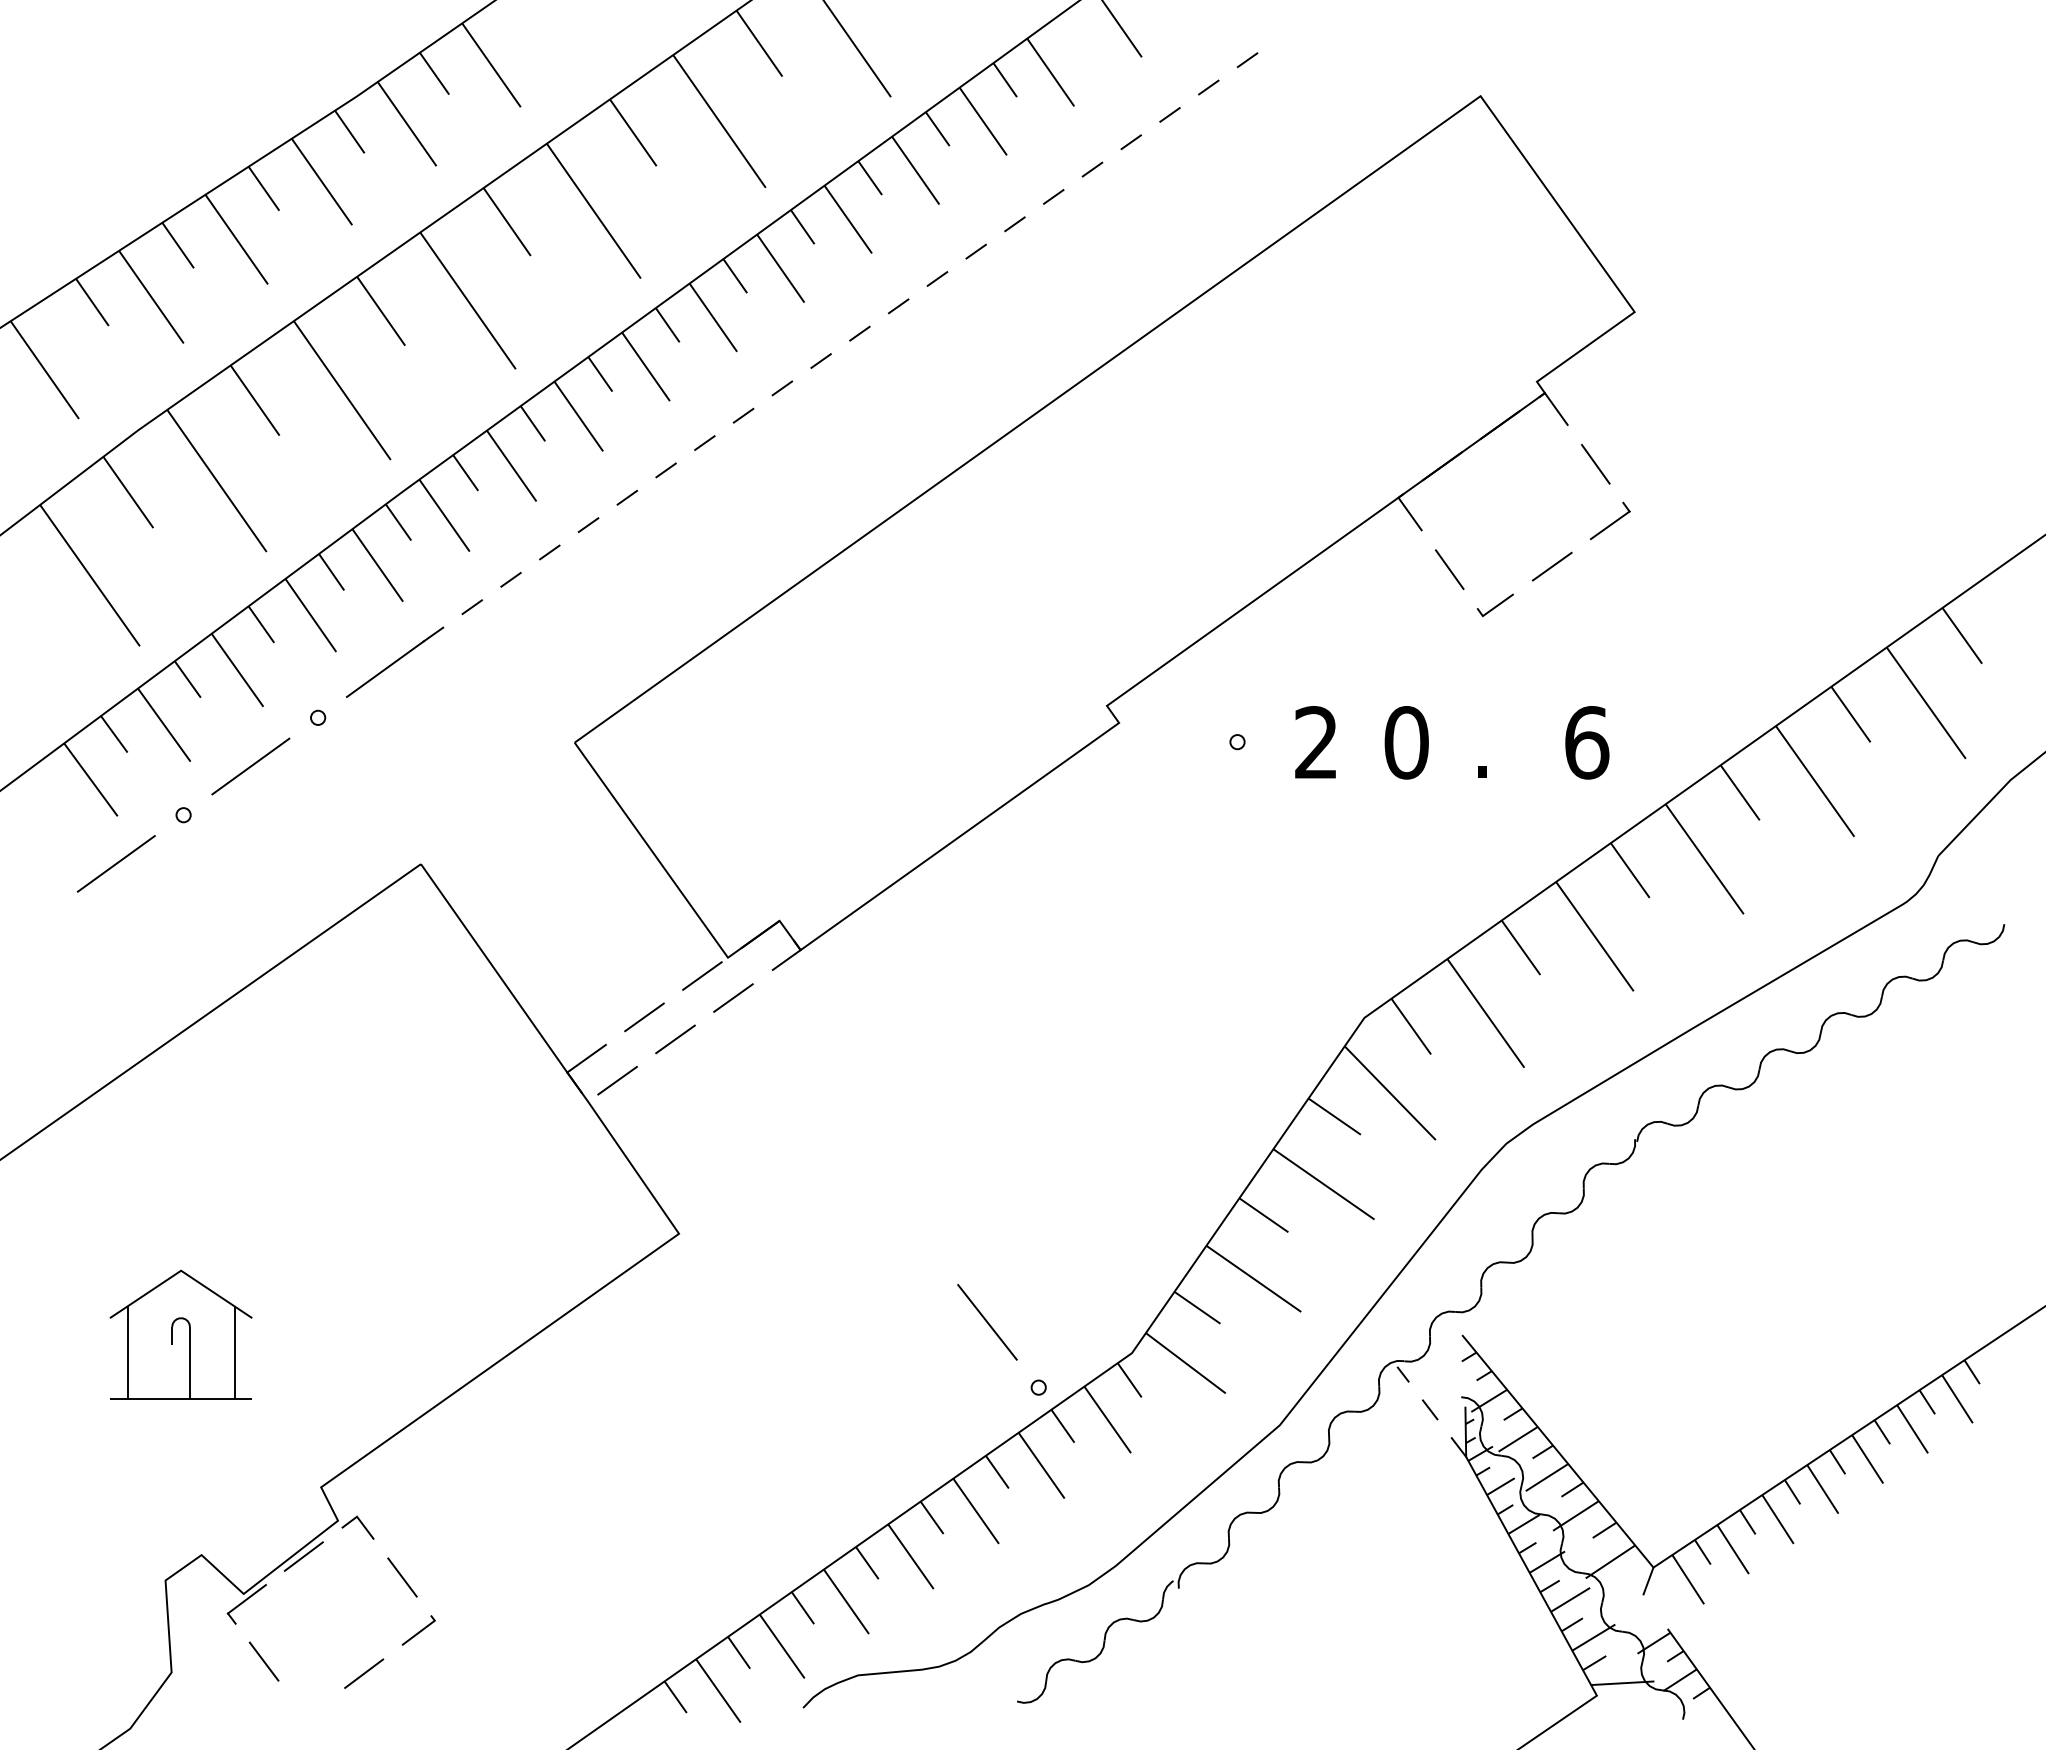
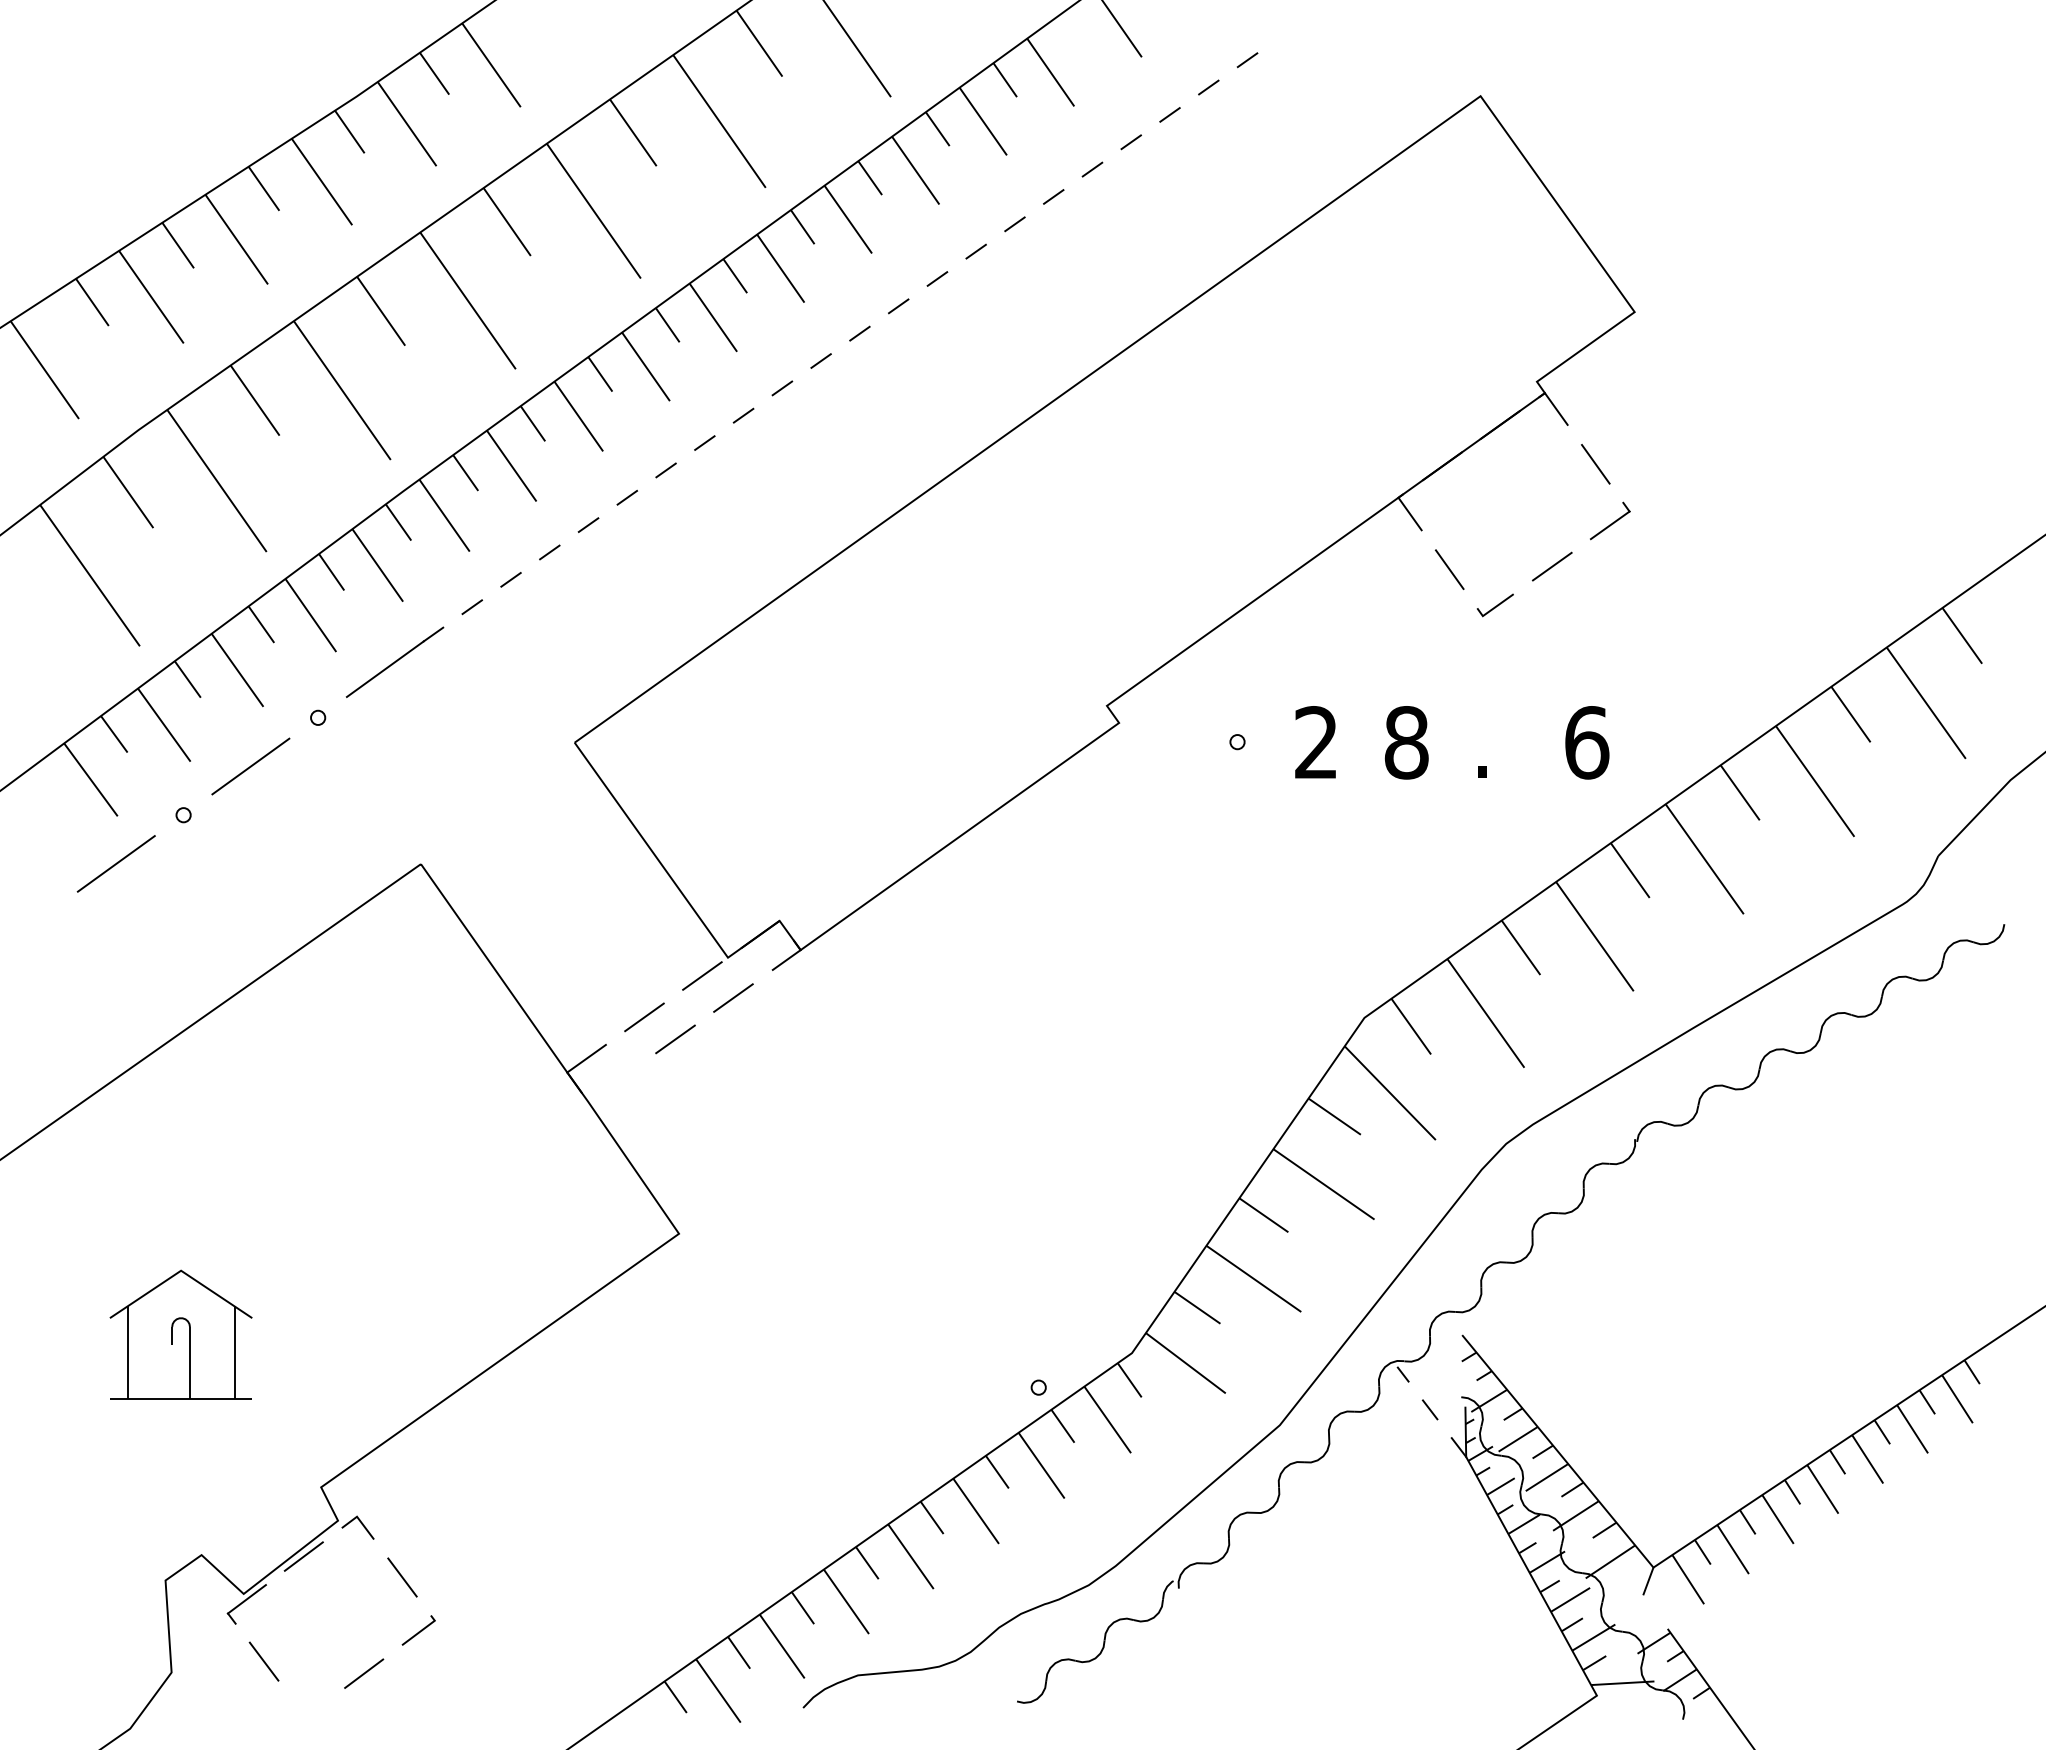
text: 0 -> 8 (1406, 742)
line: present -> none (617, 1080)
line: present -> none (987, 1322)
